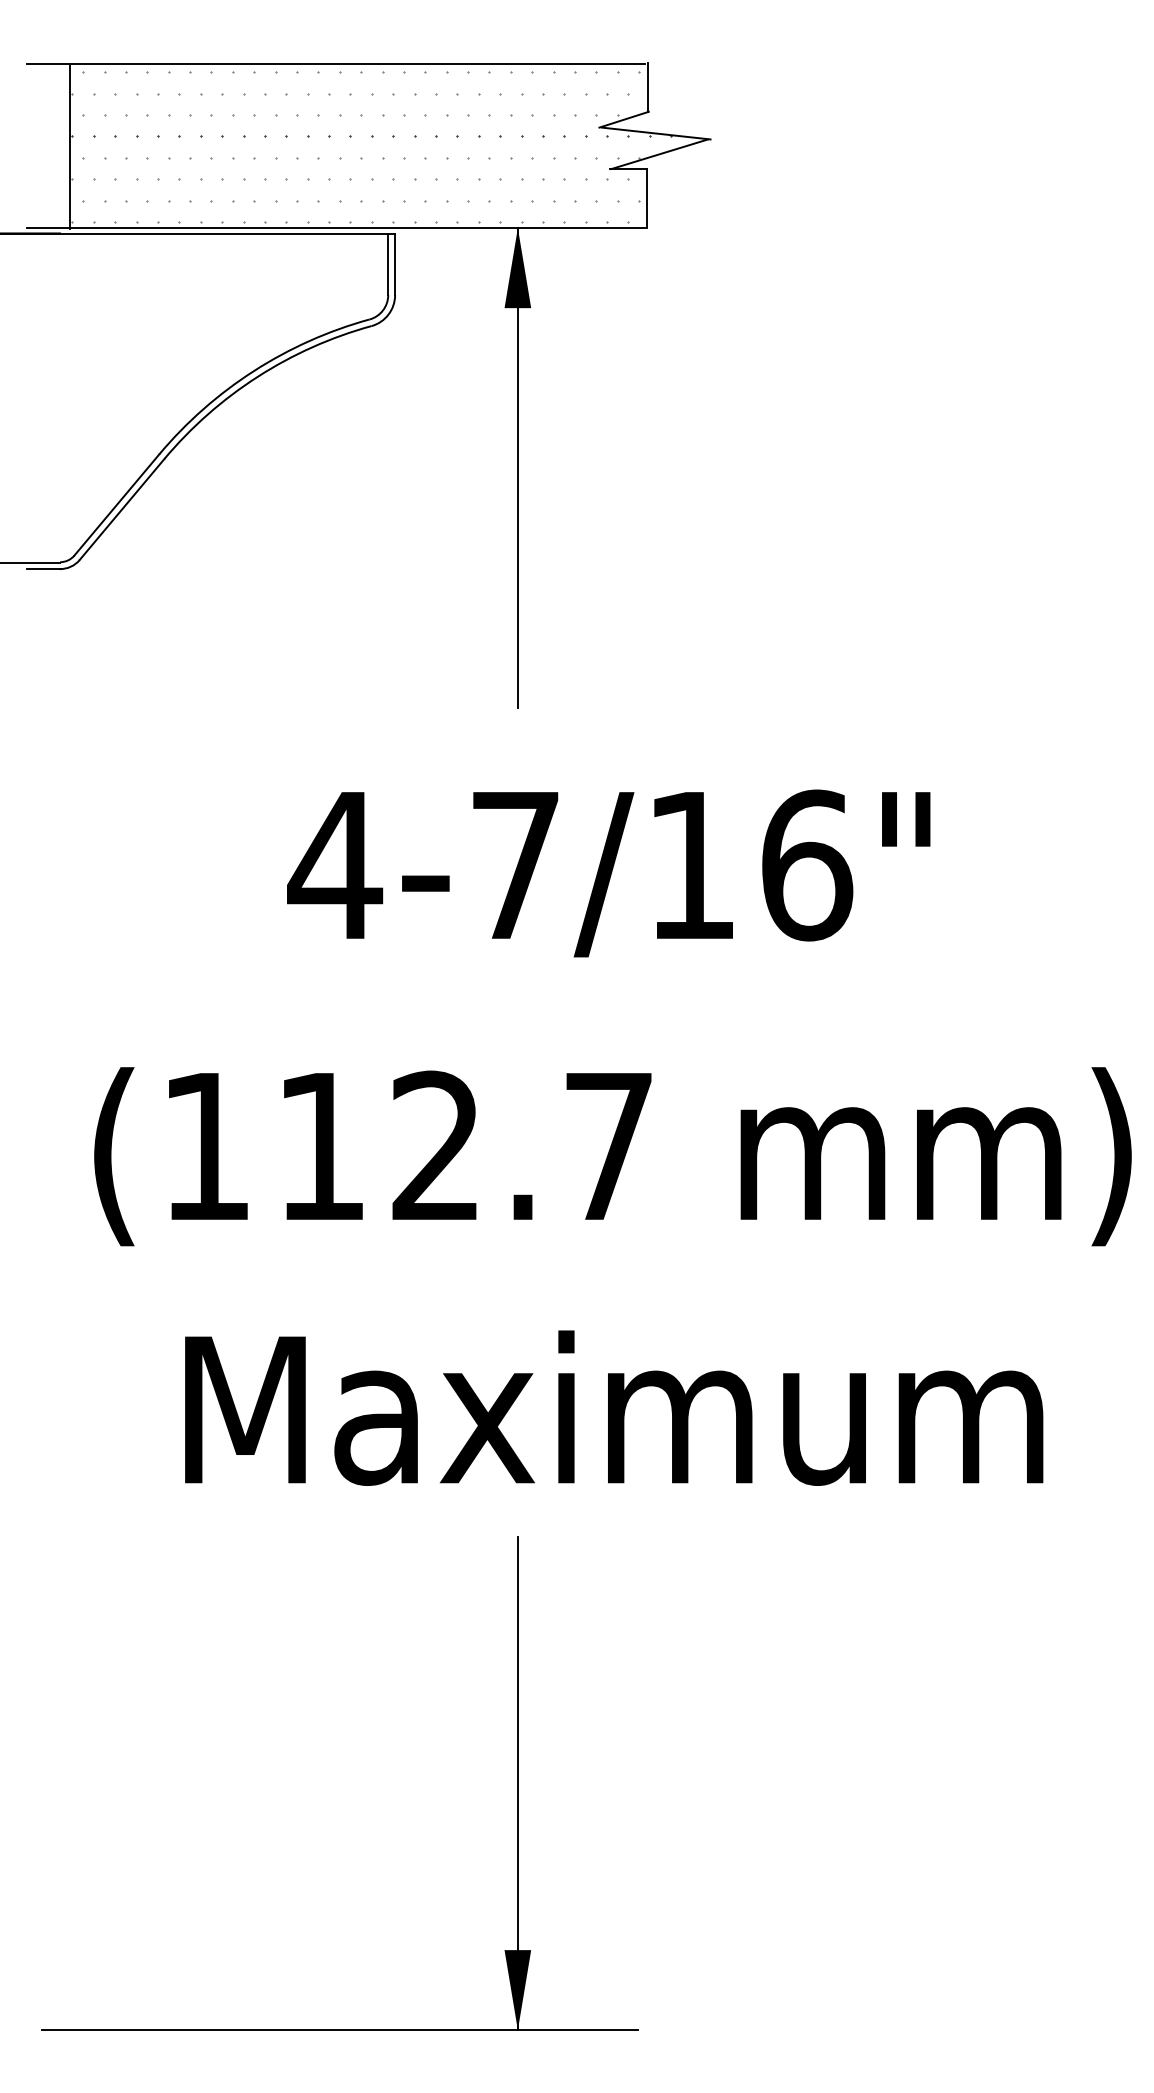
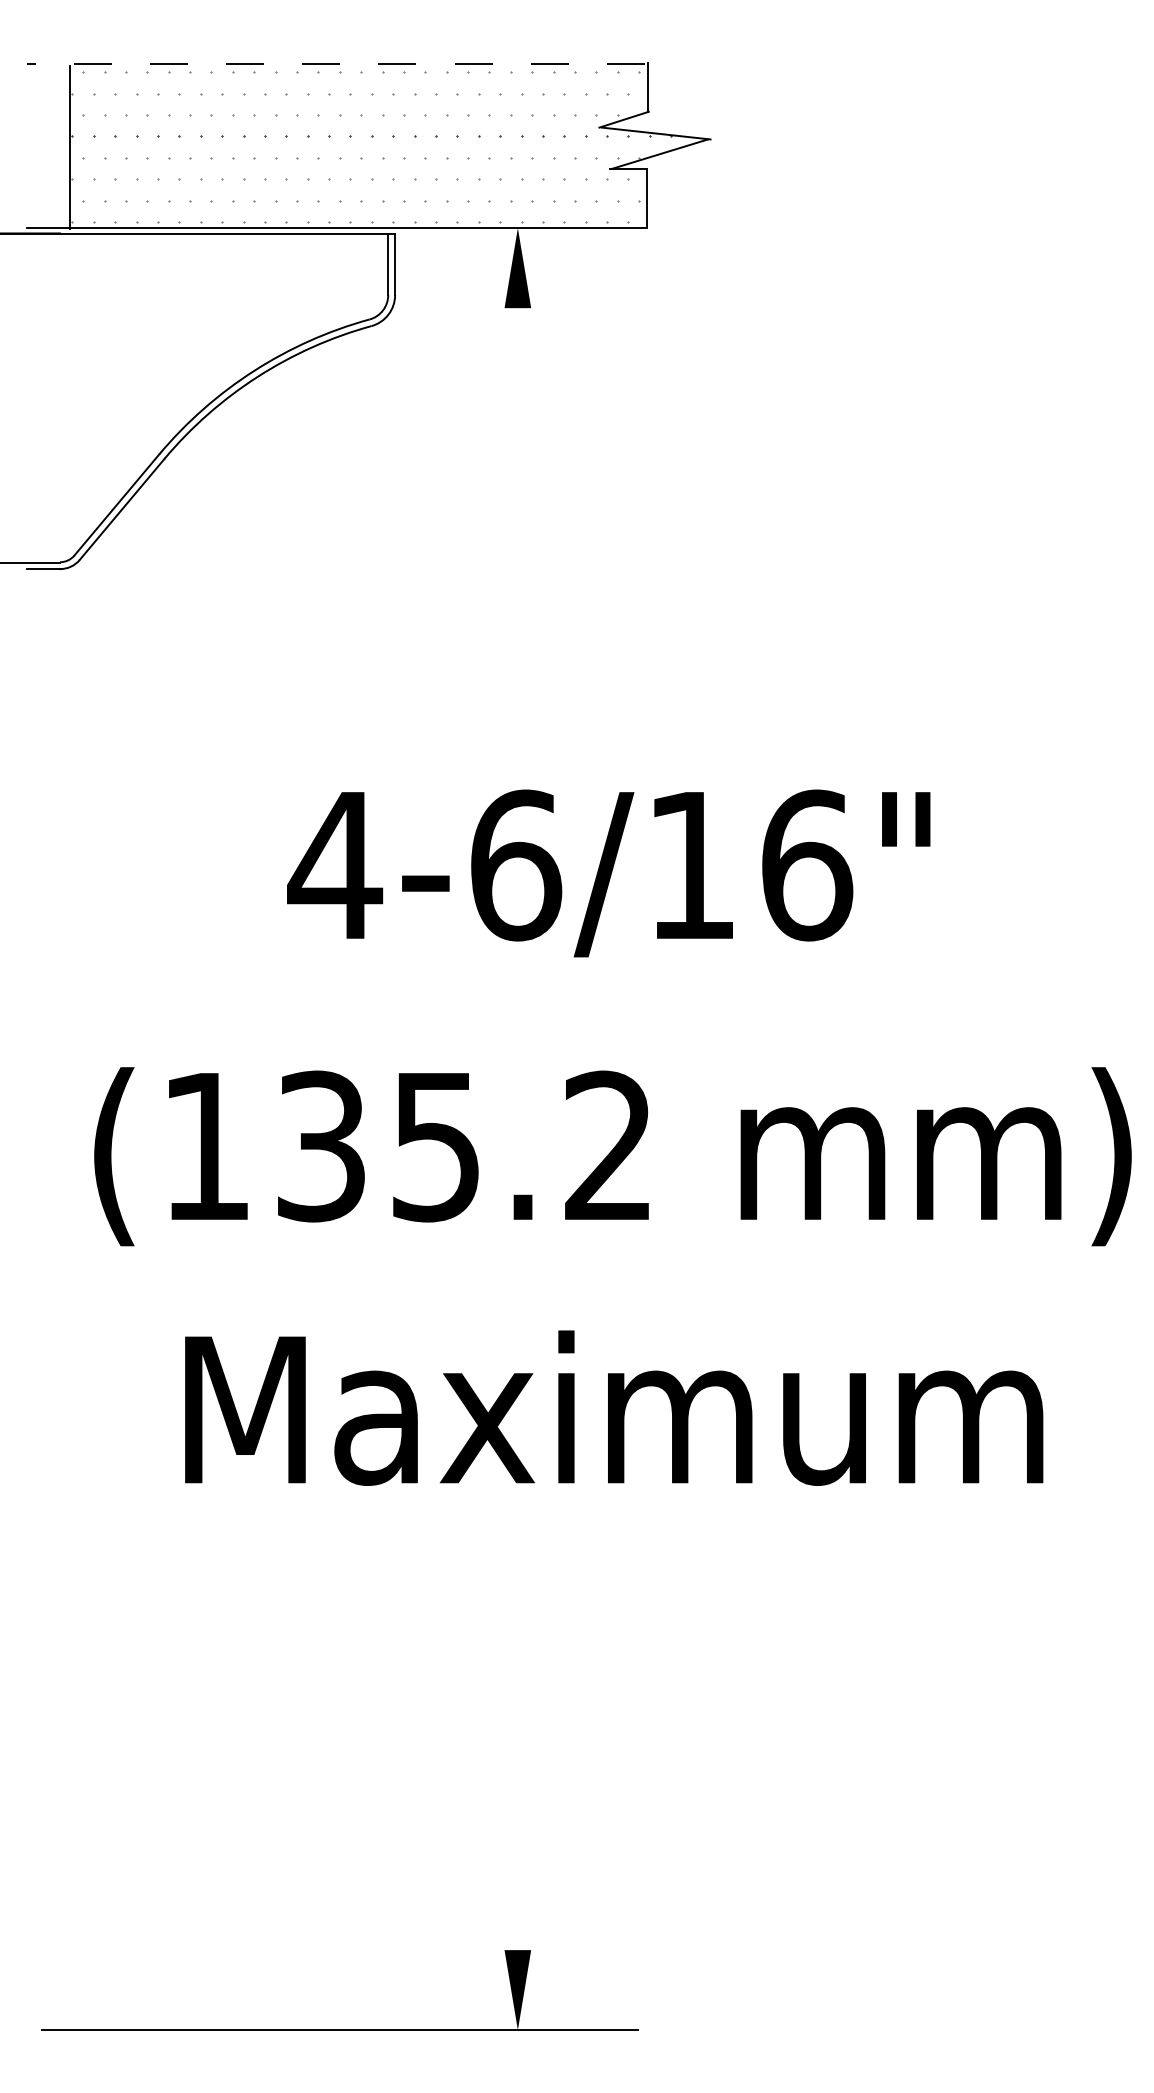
line: solid -> dashed (335, 64)
line: present -> none (517, 467)
text: 4-7/16" -> 4-6/16" (516, 865)
text: (112.7 -> (135.2 (464, 1146)
line: present -> none (517, 1783)
